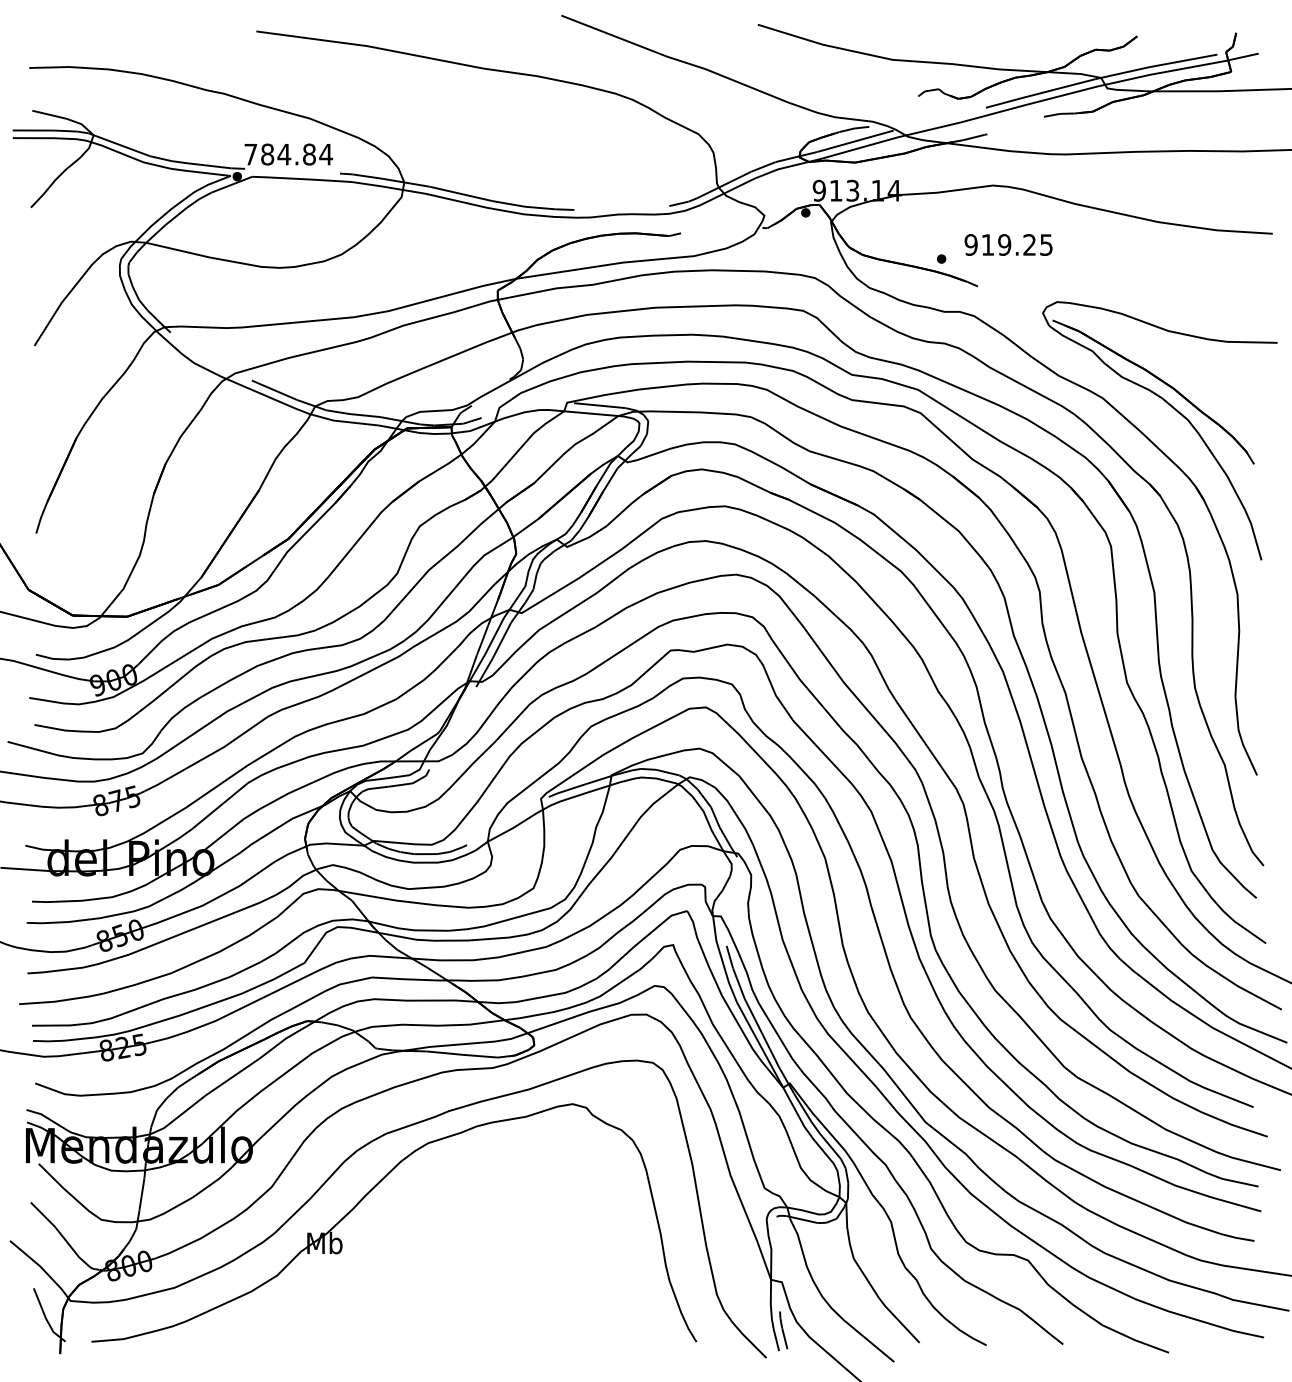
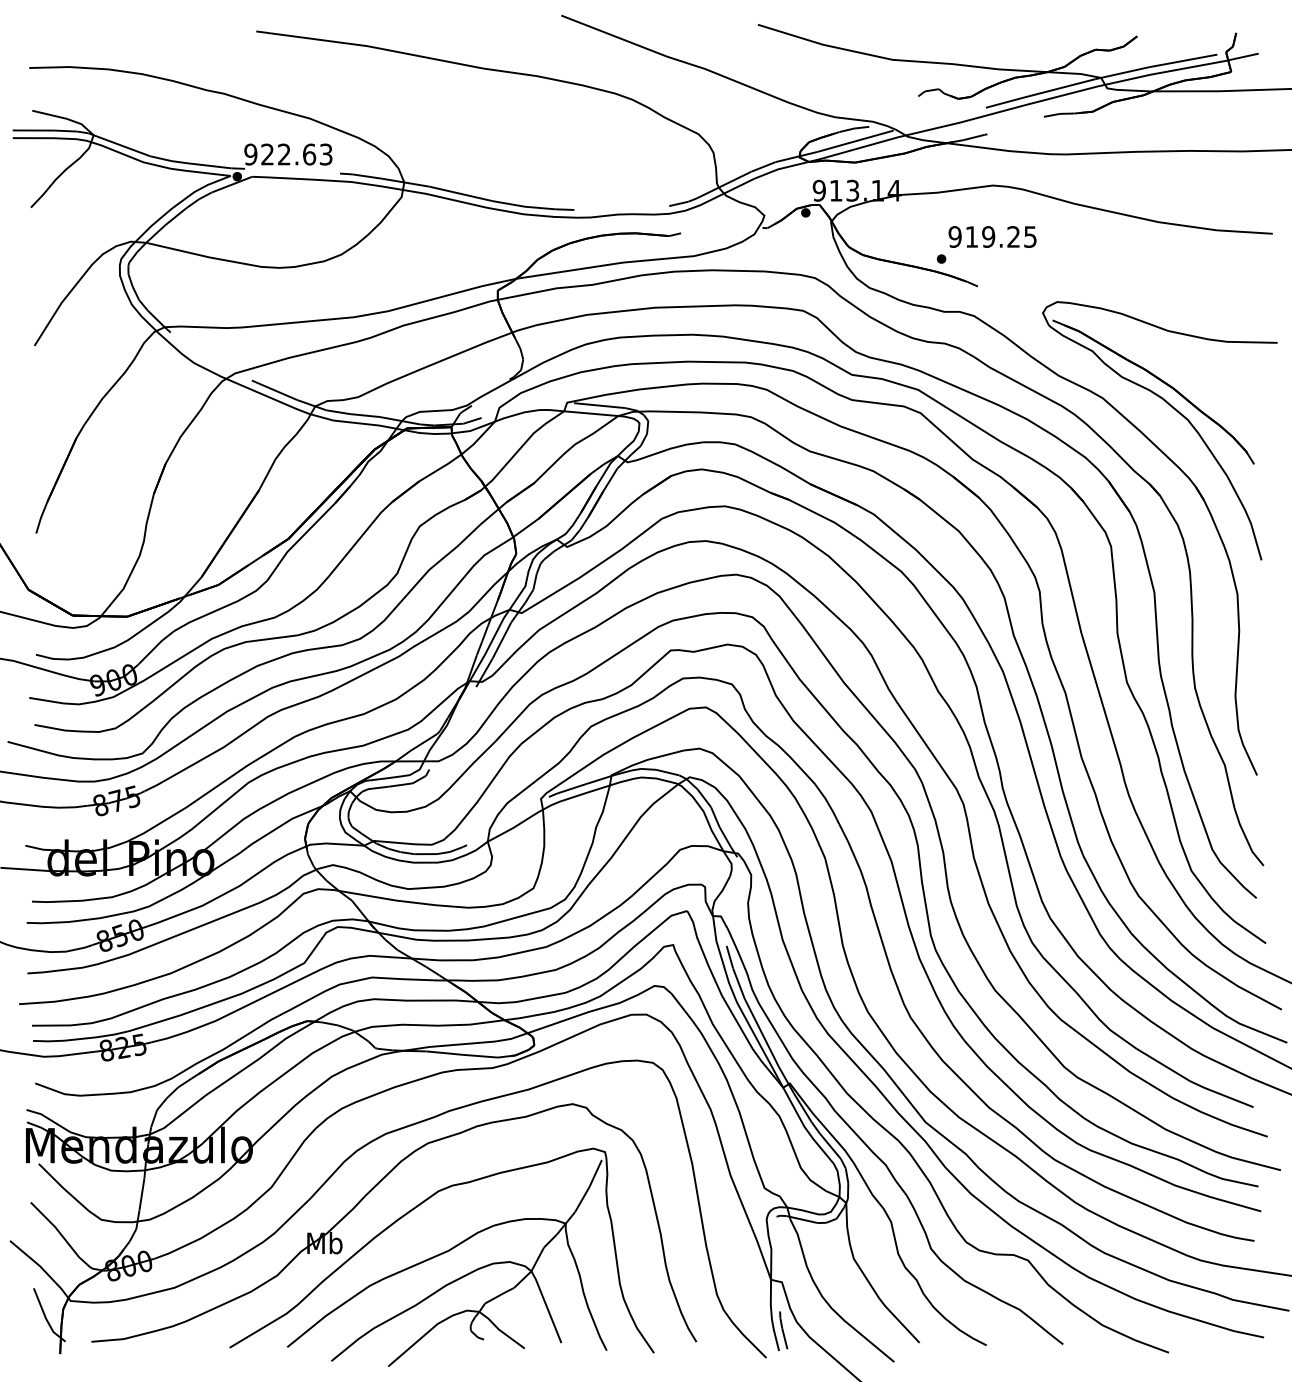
text: 784.84 -> 922.63 (288, 154)
text position: (1008, 244) -> (992, 236) (992, 236)
part: none -> present (441, 1256)
